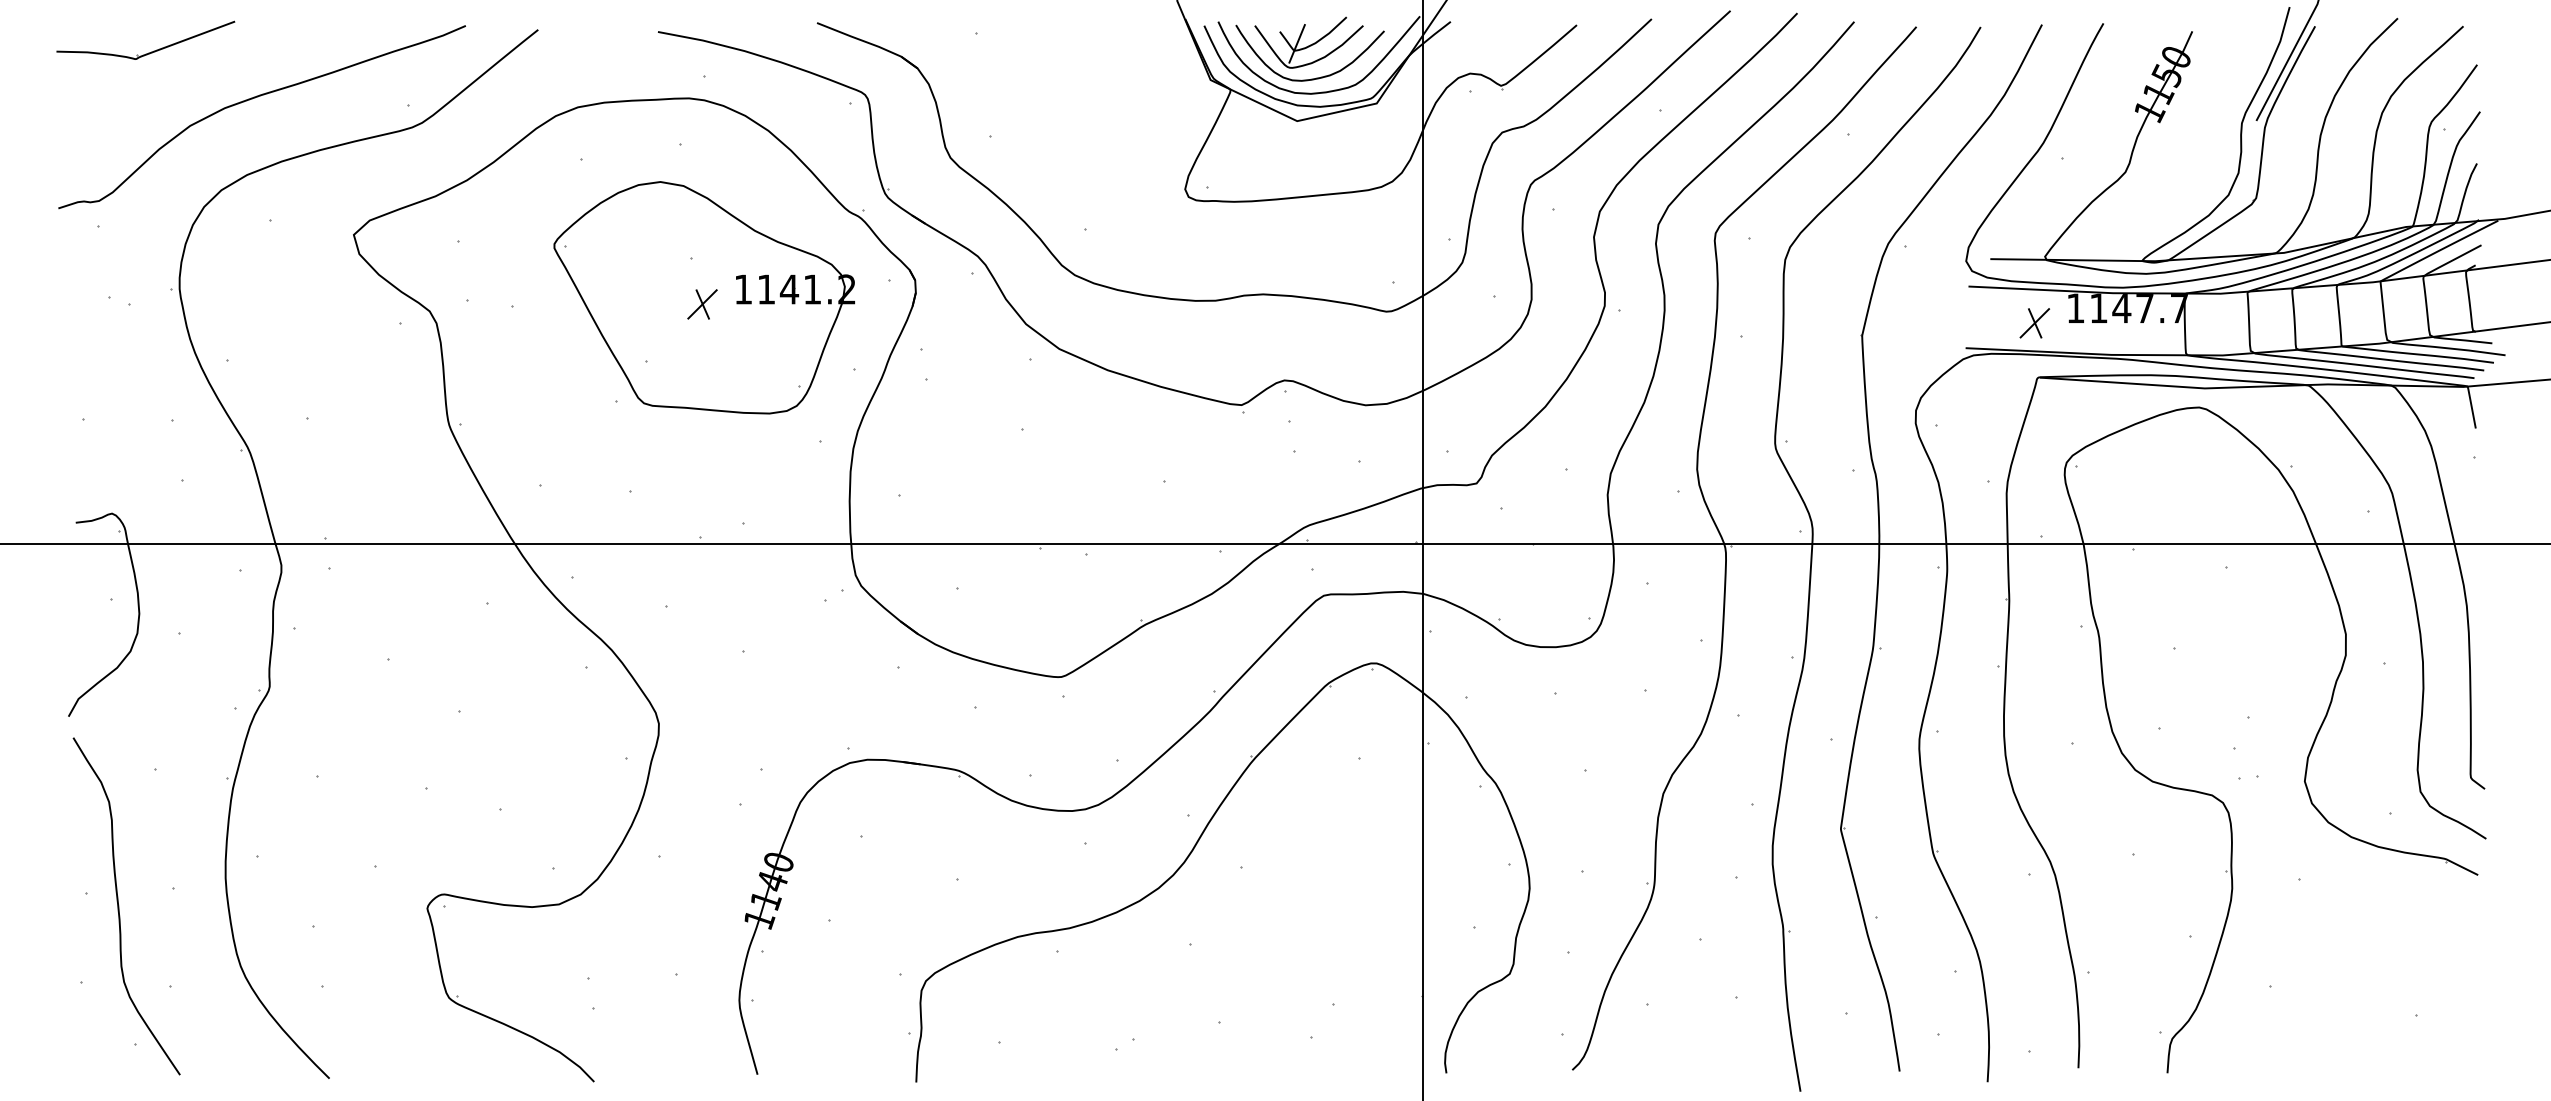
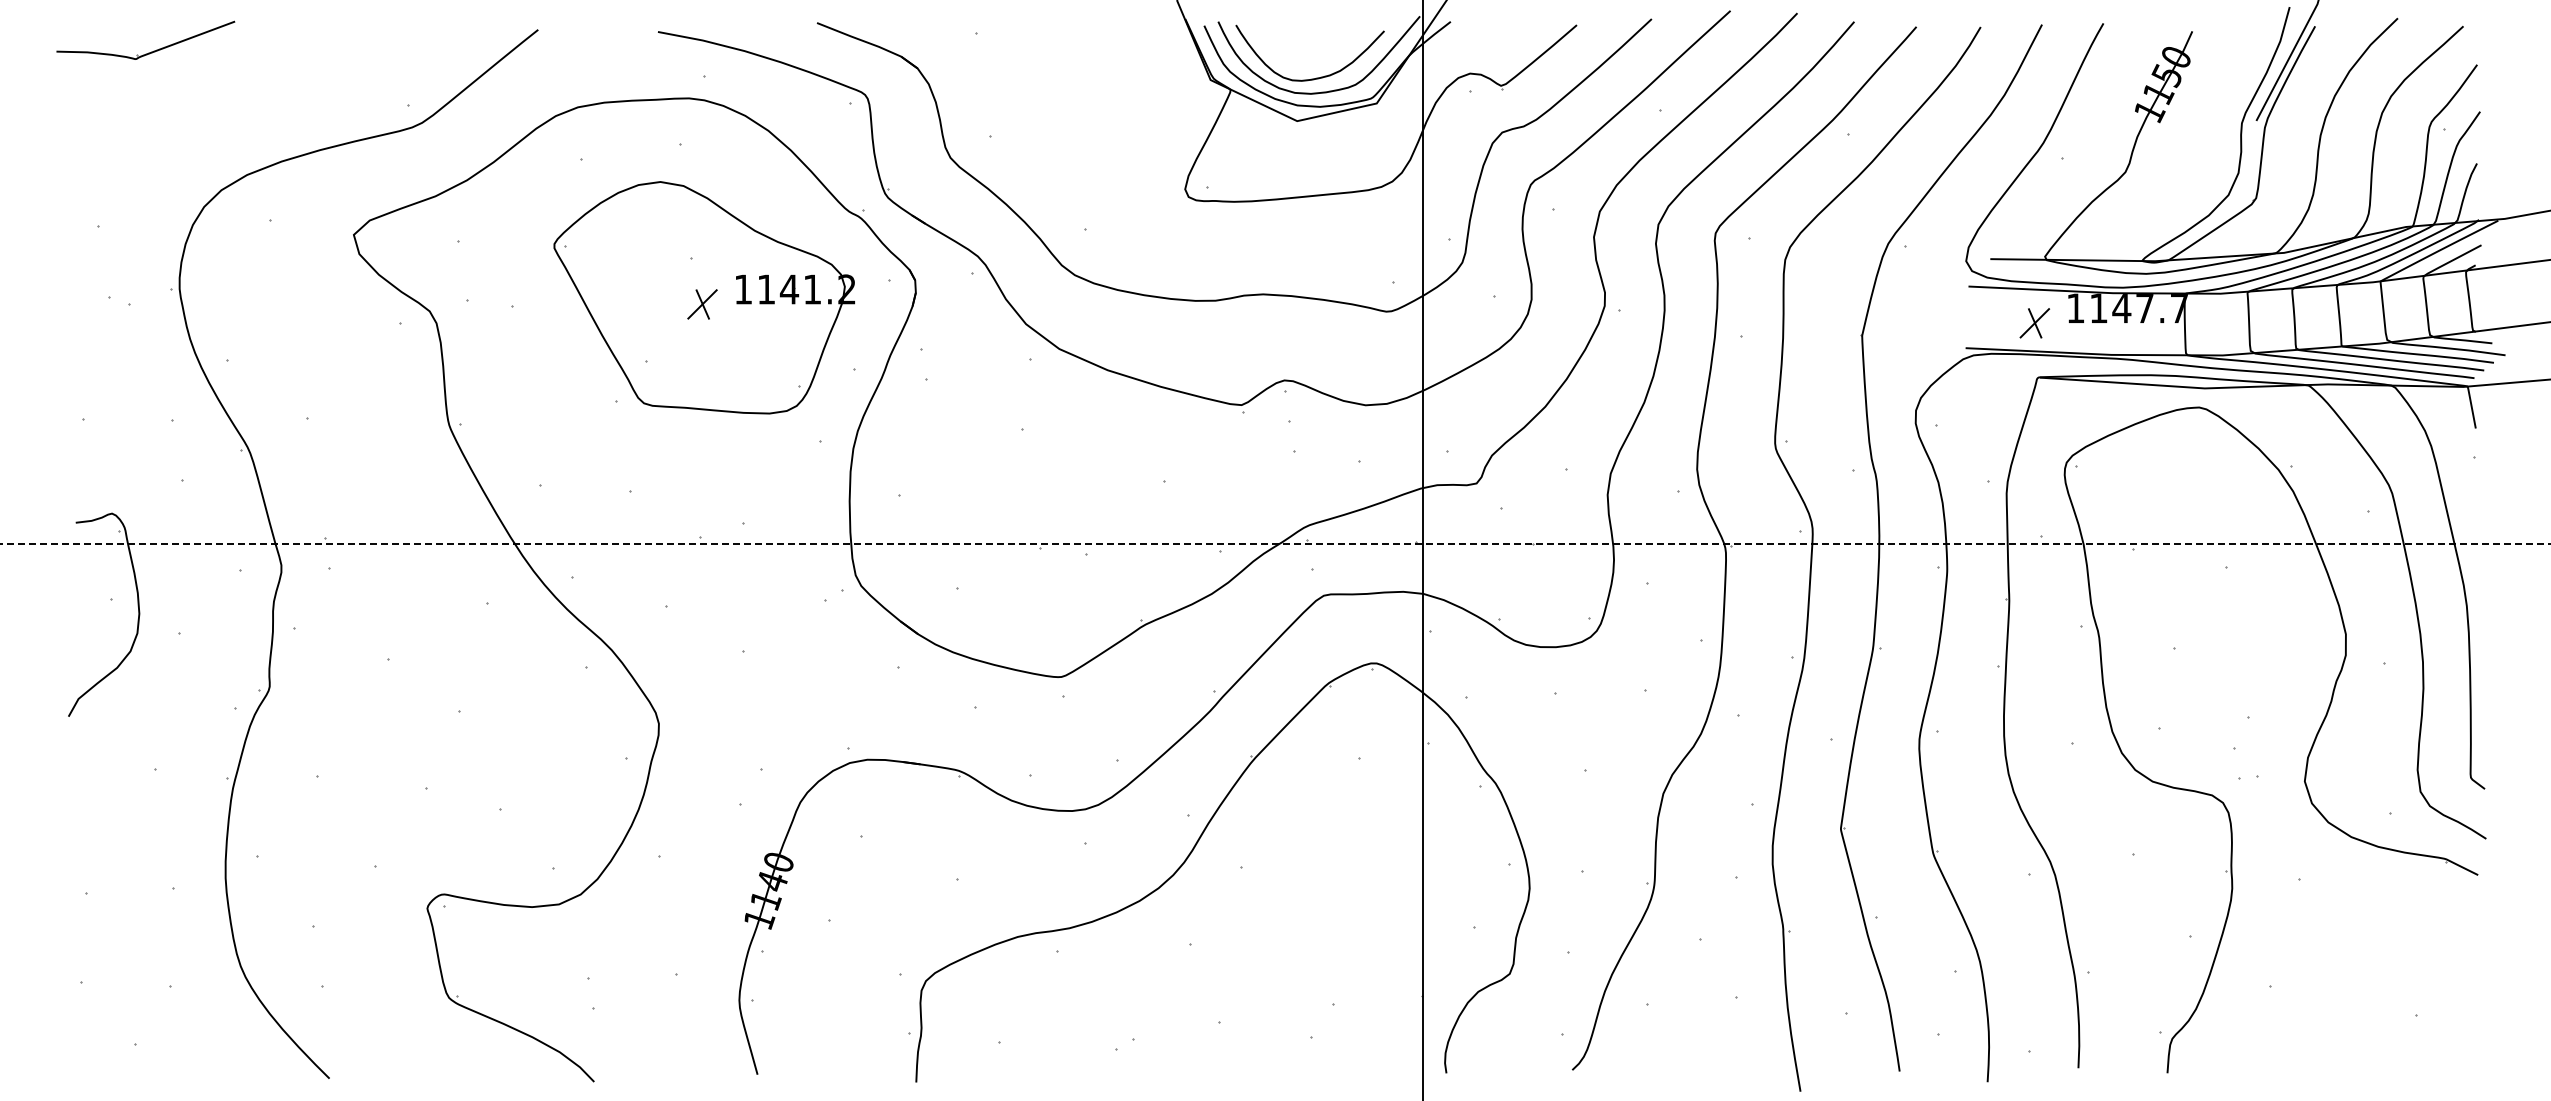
part: present -> none (1308, 42)
curve: present -> none (255, 98)
line: solid -> dashed (1274, 544)
curve: present -> none (119, 906)
